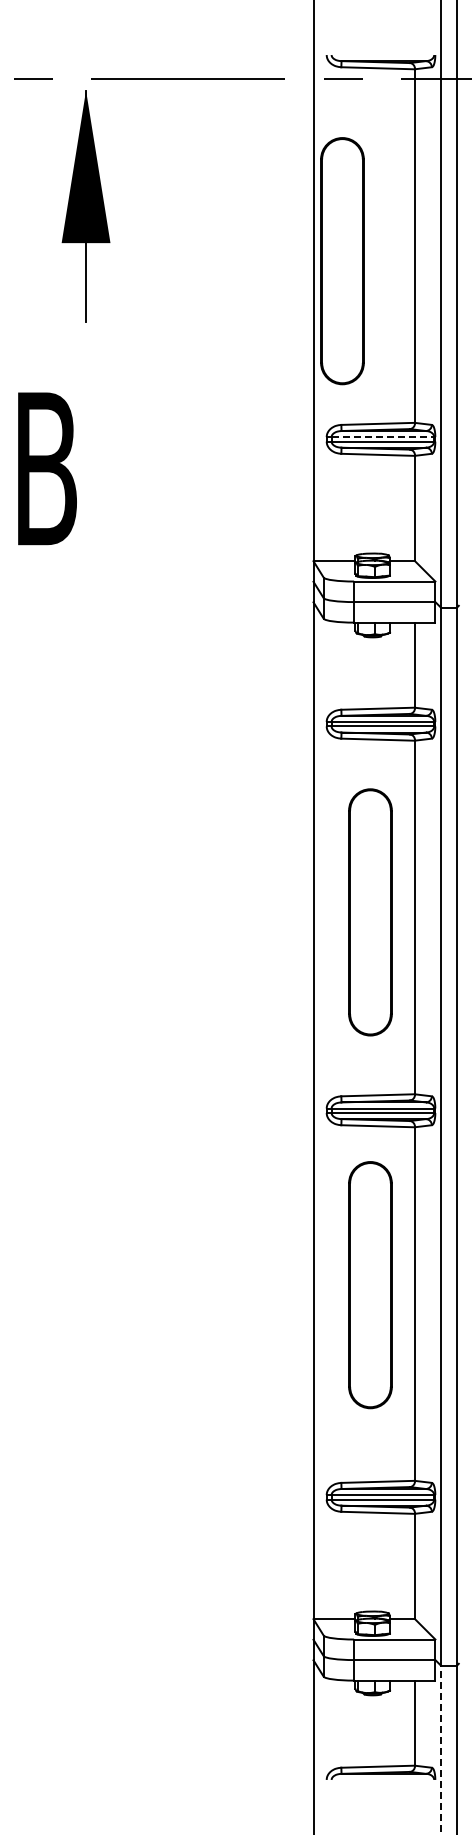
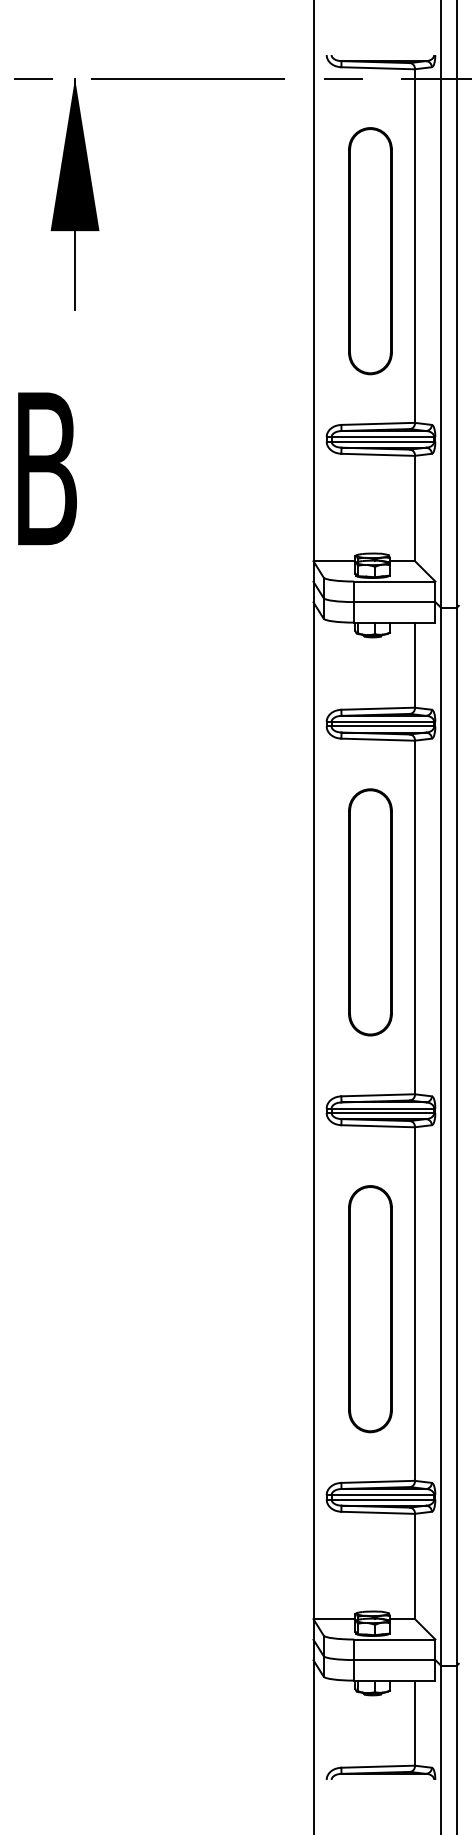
part position: (85, 206) -> (74, 194) (74, 194)
part position: (342, 261) -> (370, 251) (370, 251)
line: dashed -> solid (383, 437)
part position: (370, 1285) -> (370, 1309) (370, 1309)
line: dashed -> solid (440, 1749)
